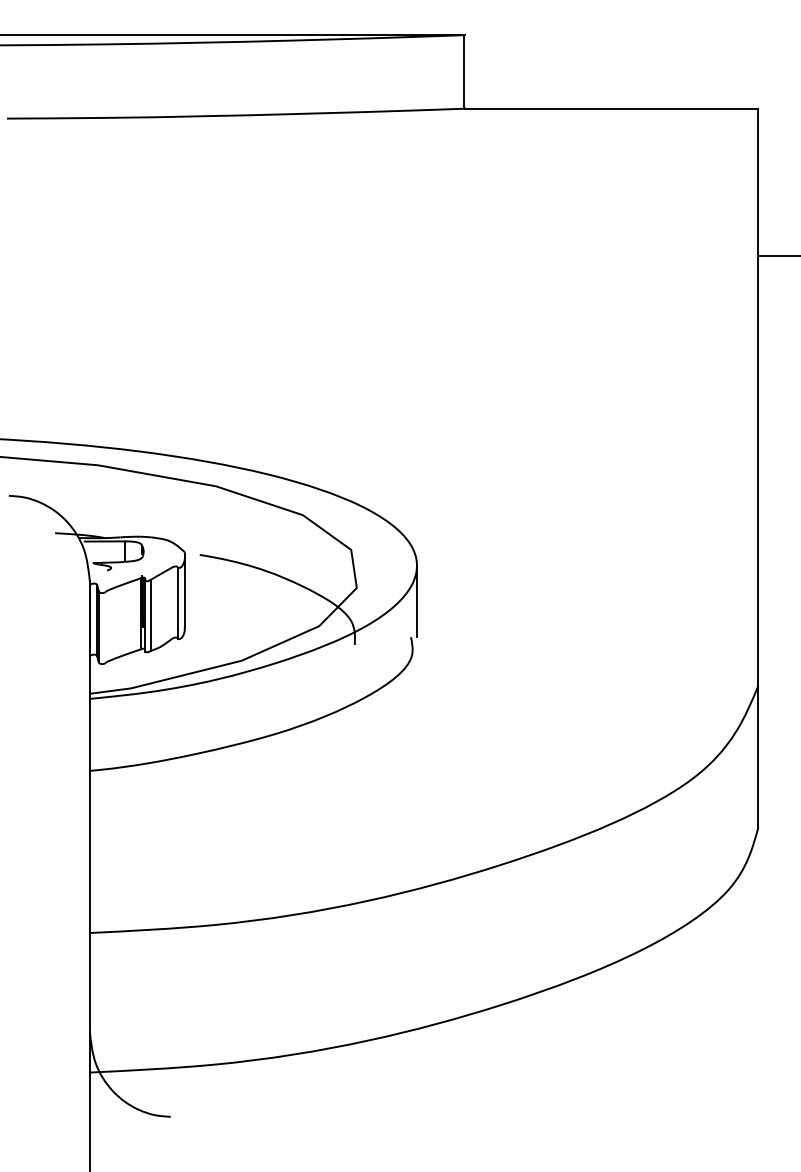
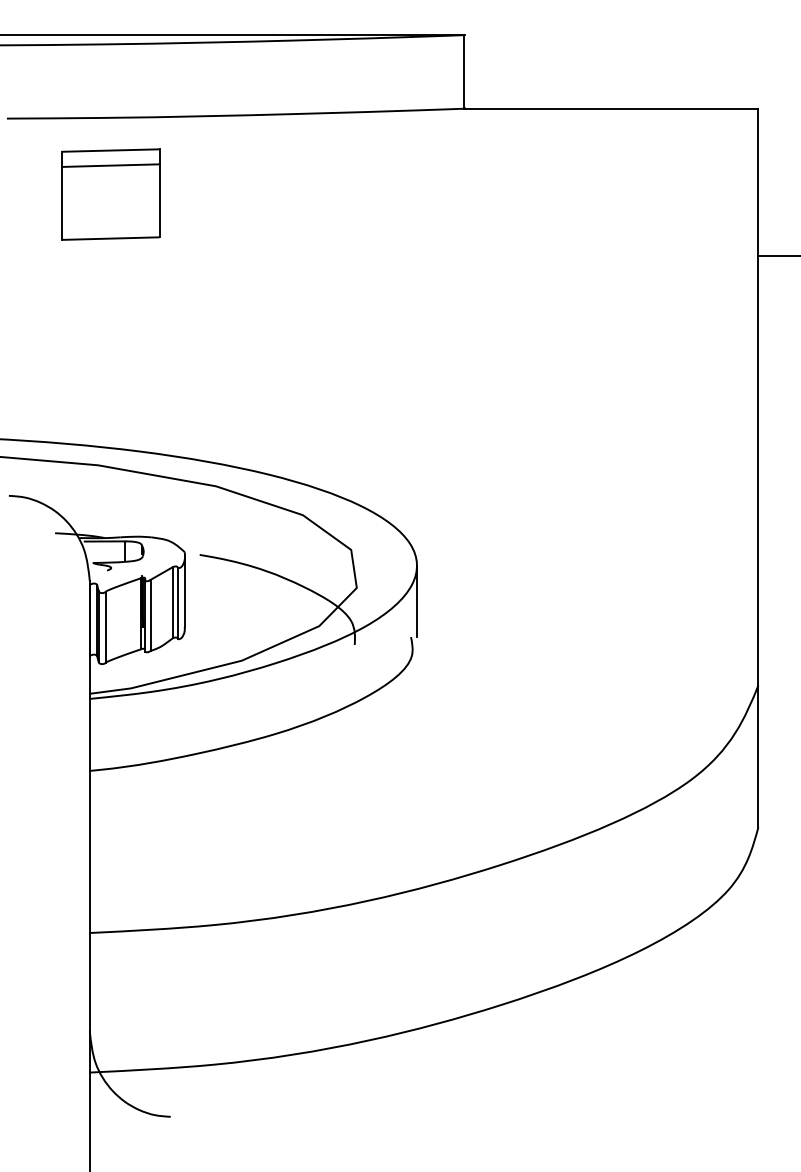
part: none -> present (110, 194)
line: none -> present (172, 602)
line: none -> present (105, 626)
